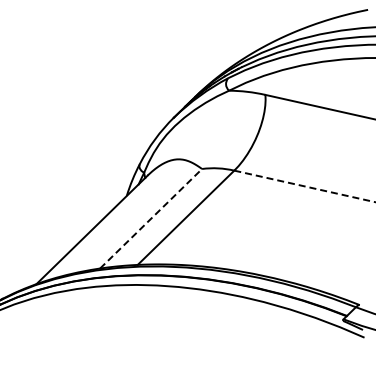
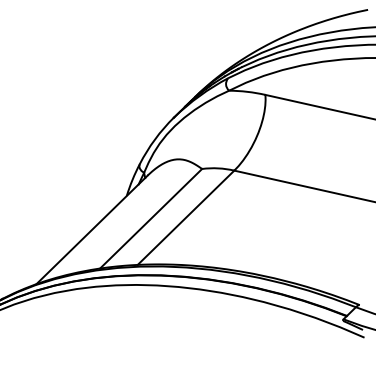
line: dashed -> solid (305, 186)
line: dashed -> solid (151, 218)
